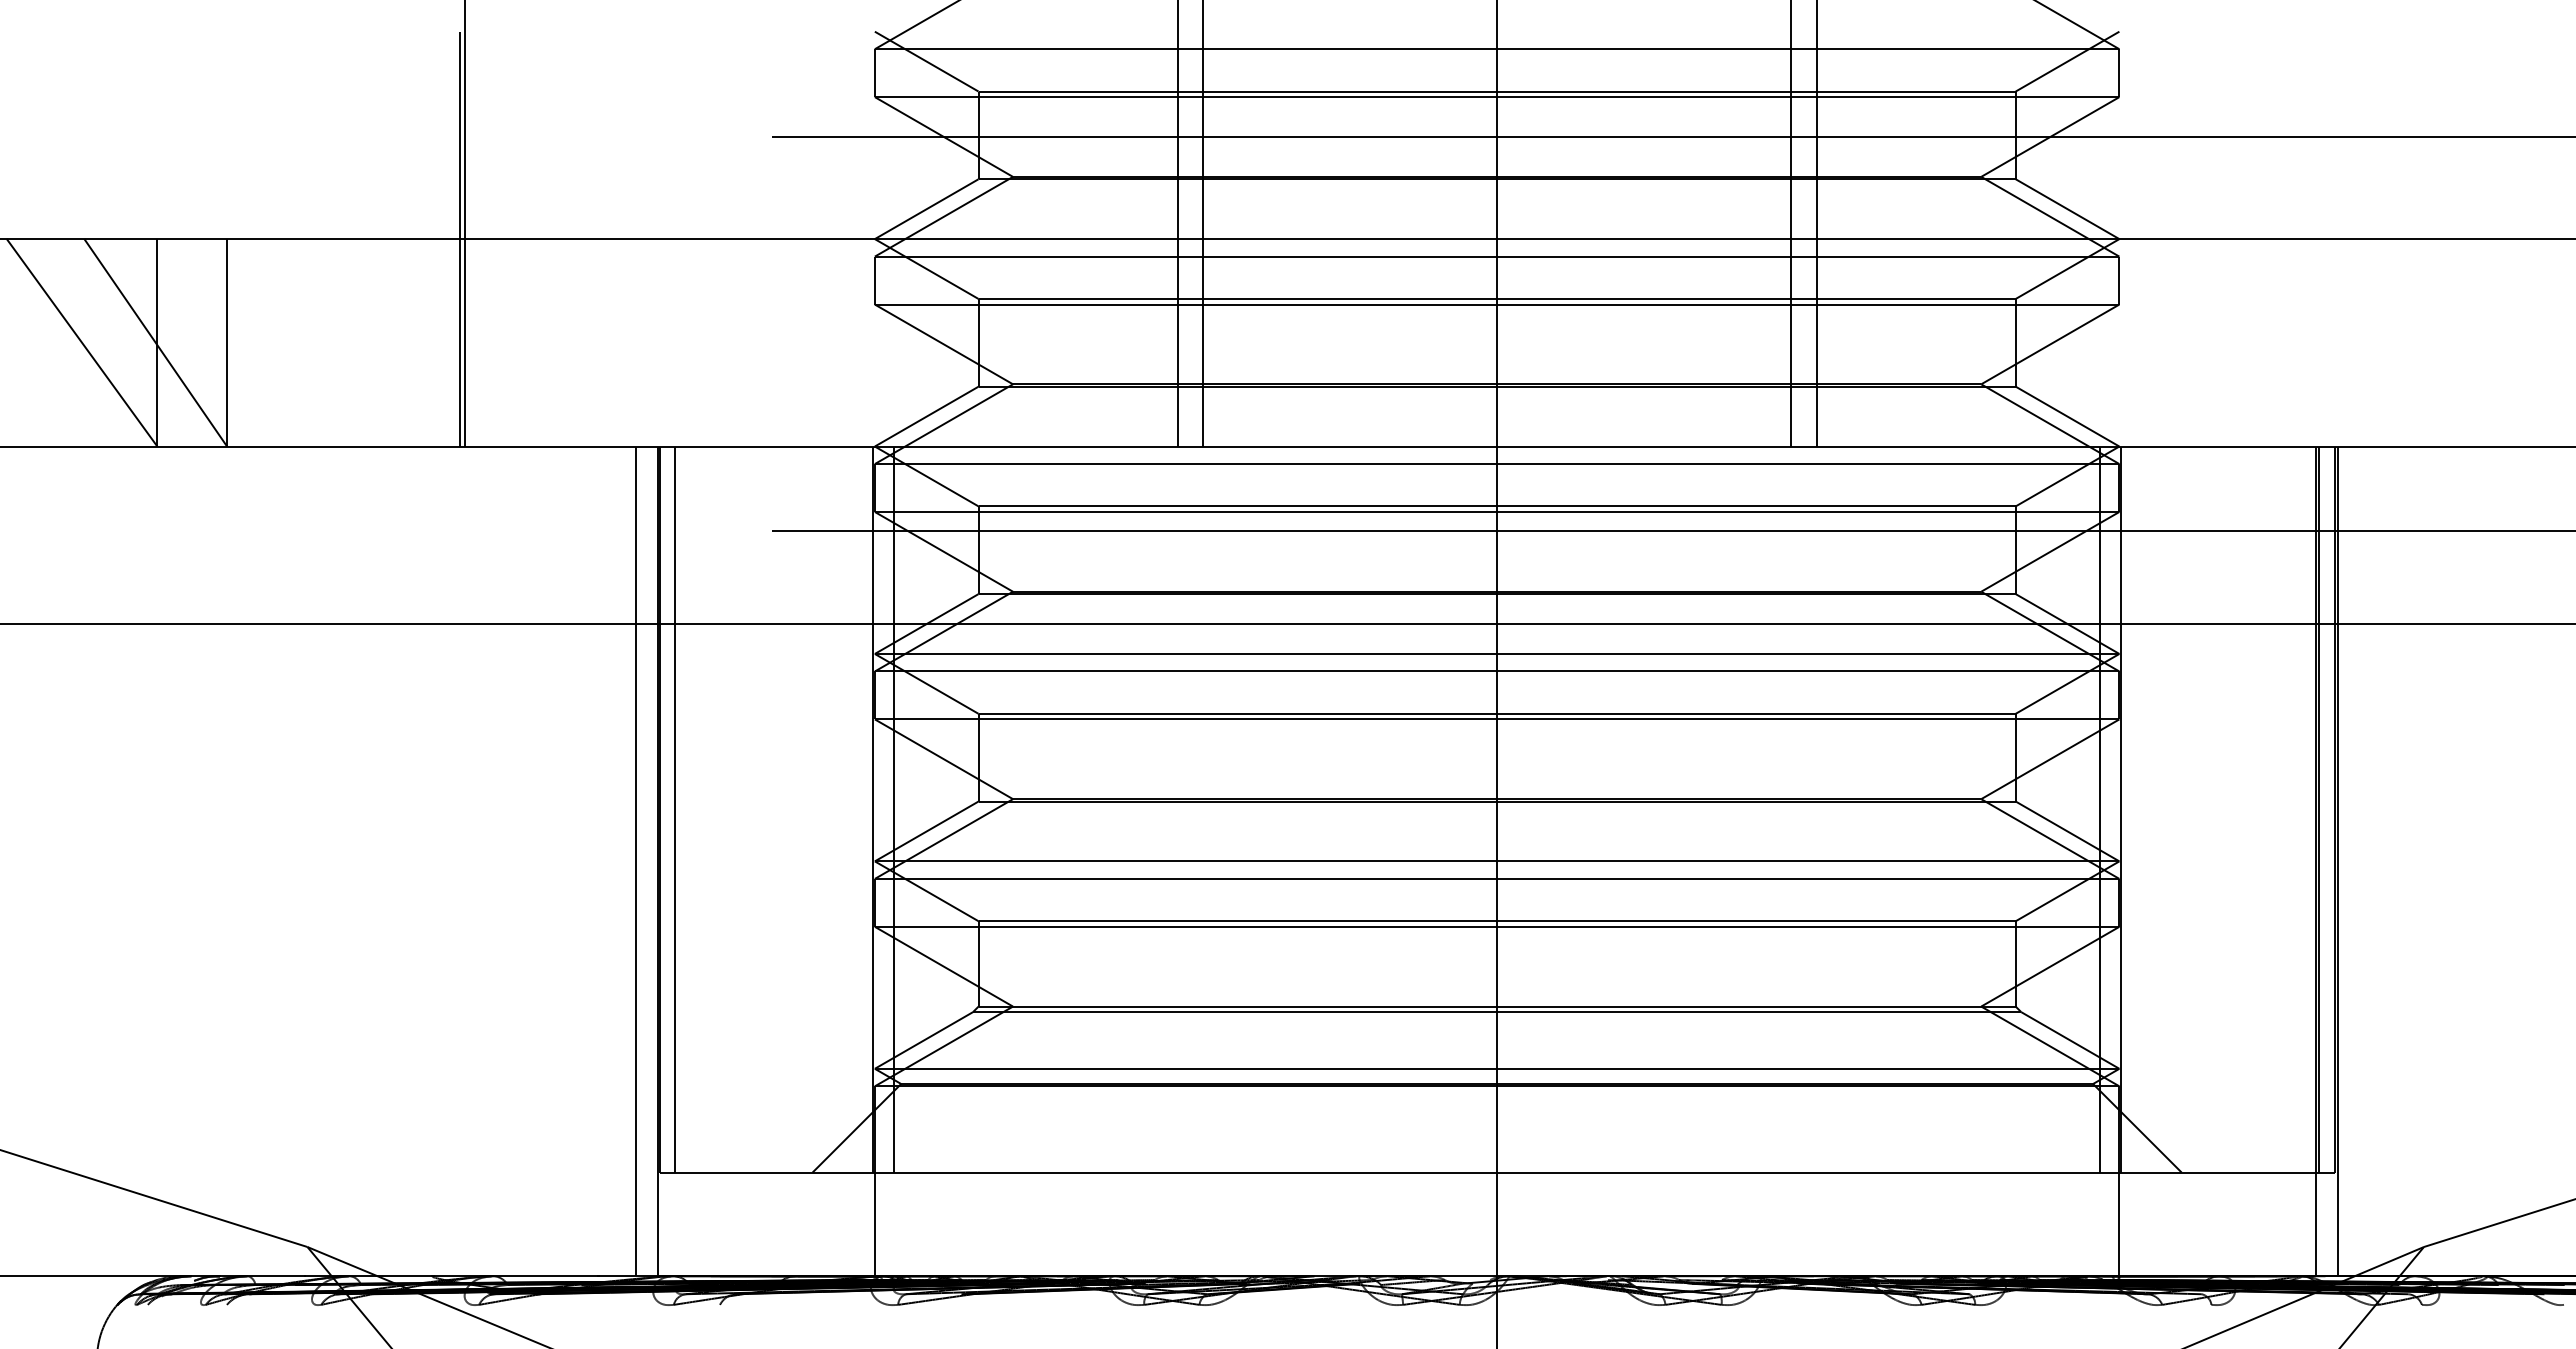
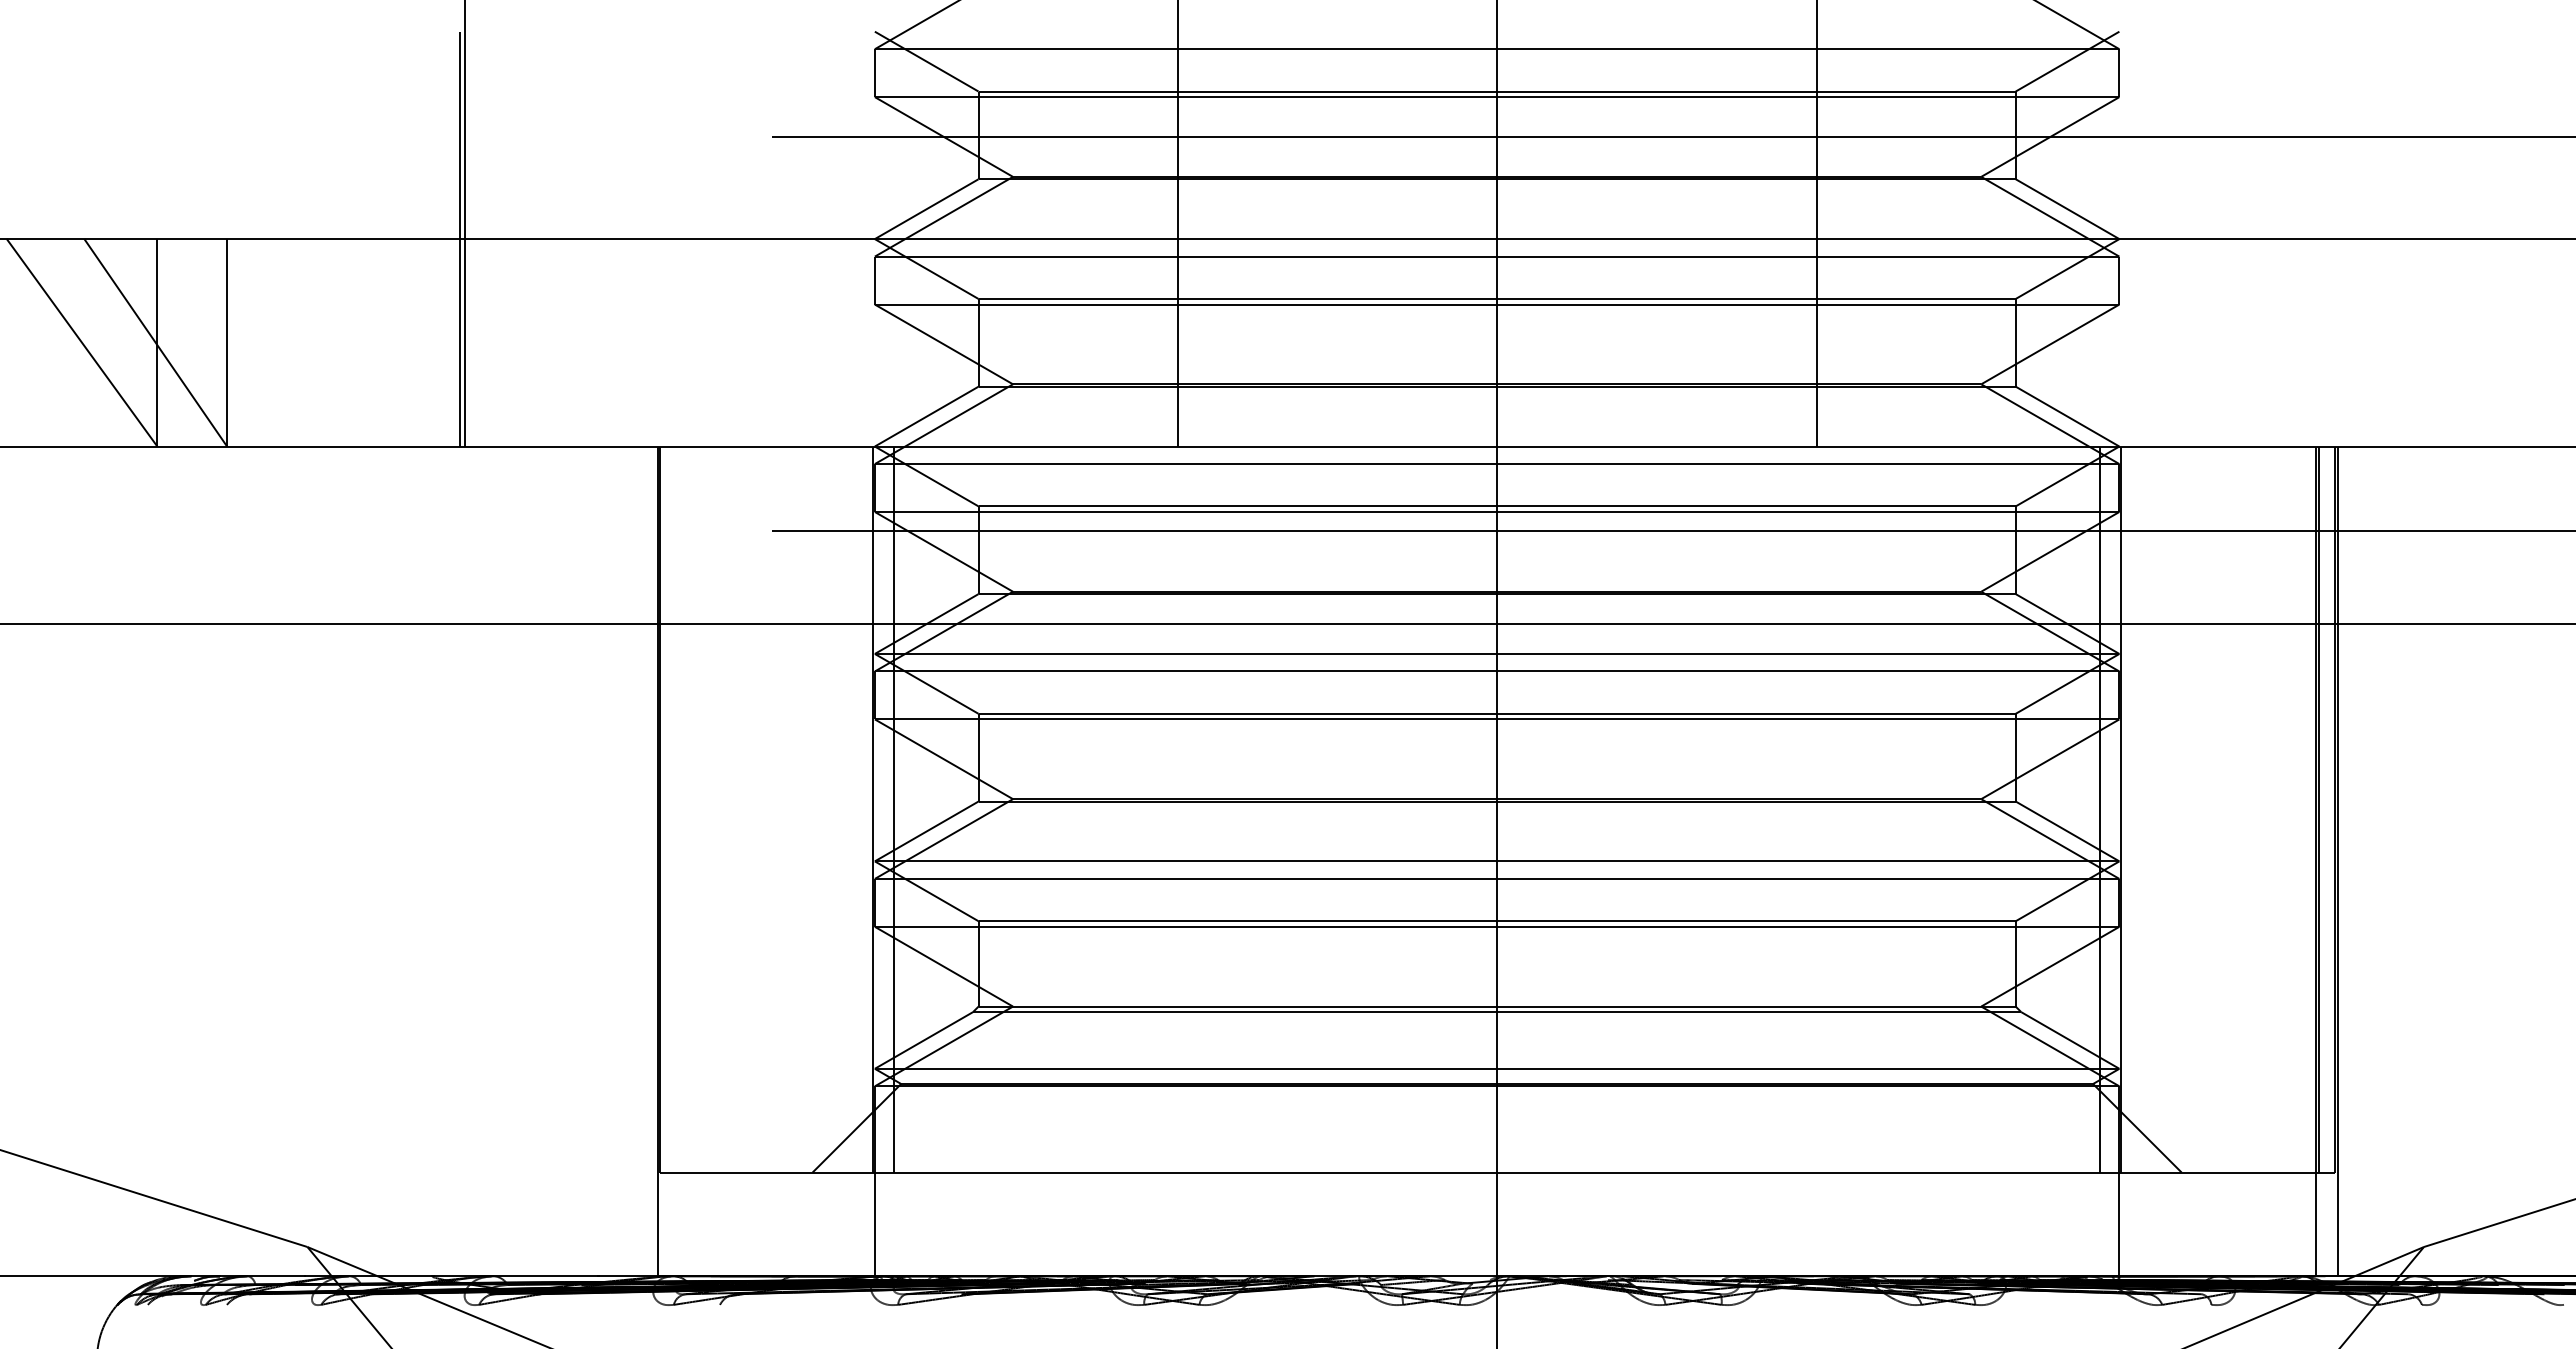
line: present -> none (1203, 224)
line: present -> none (1791, 224)
line: present -> none (675, 809)
line: present -> none (635, 861)
